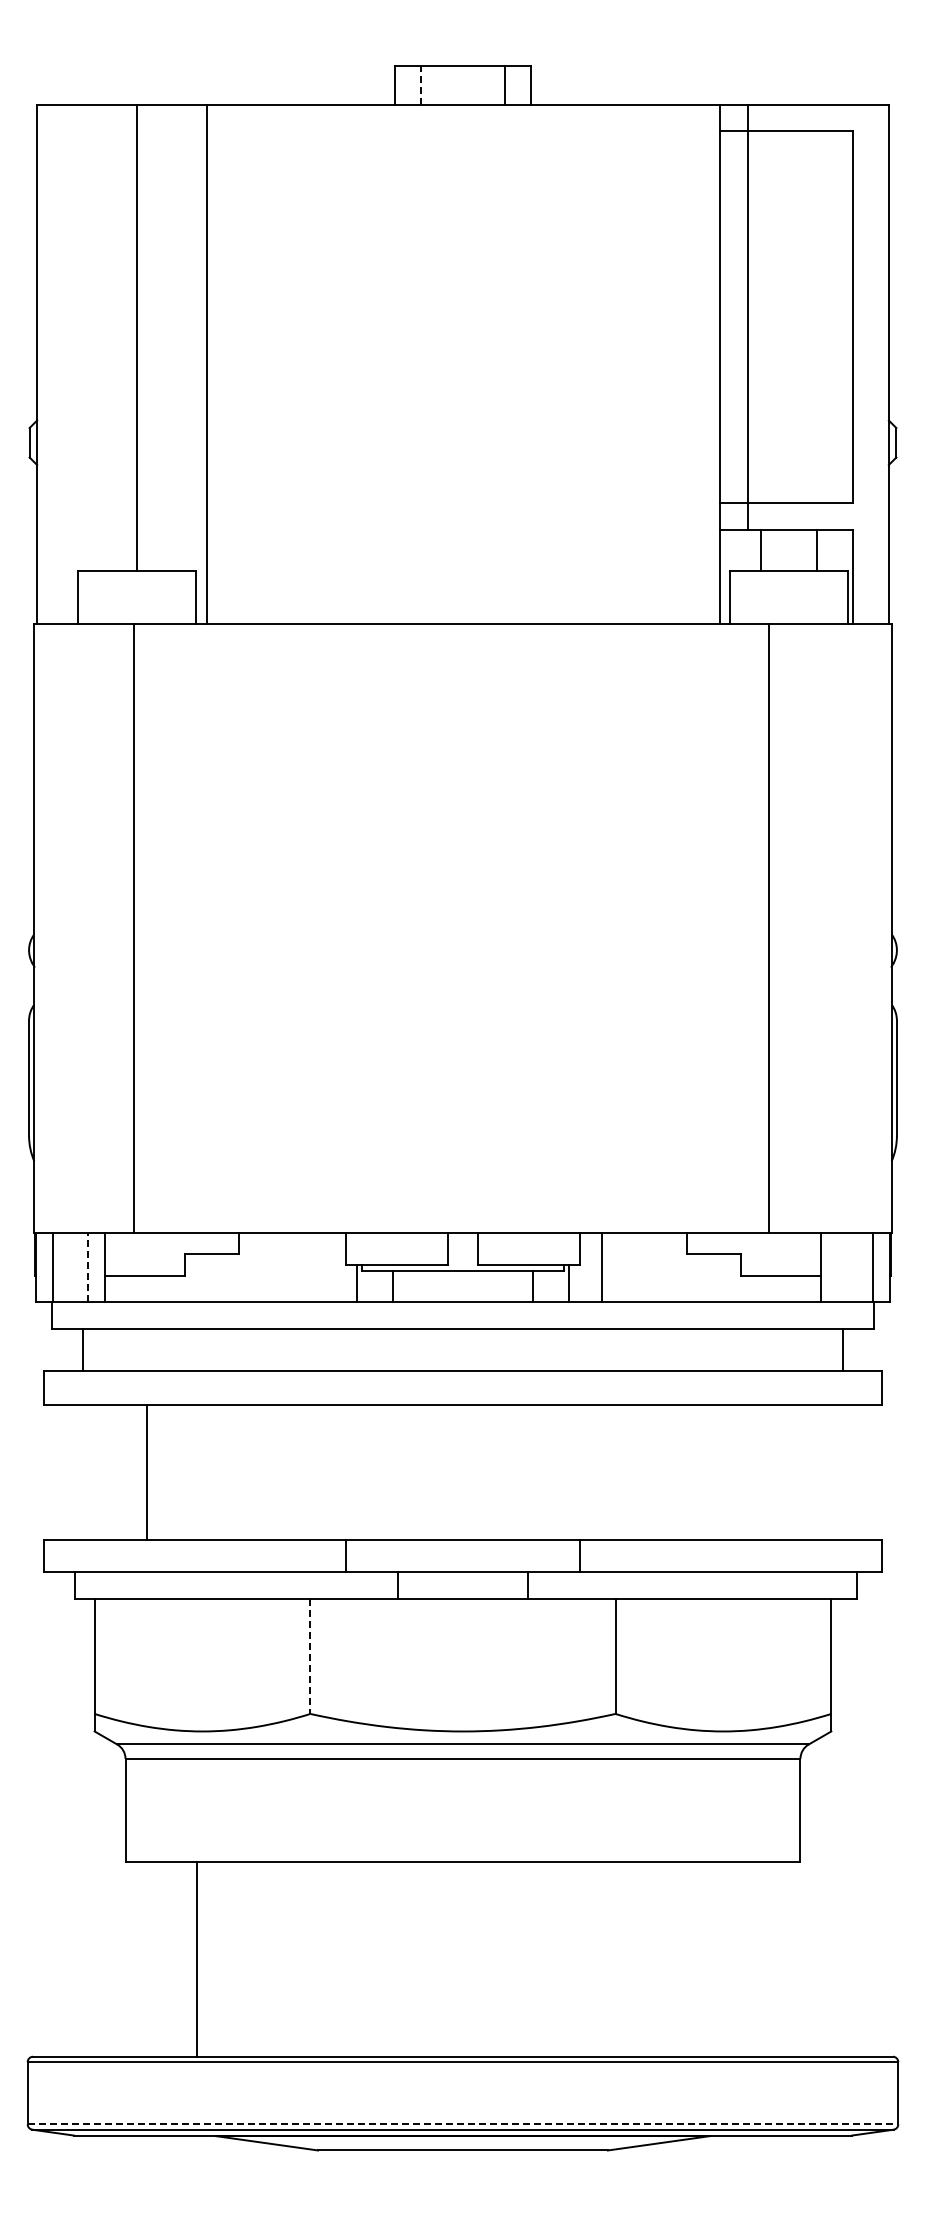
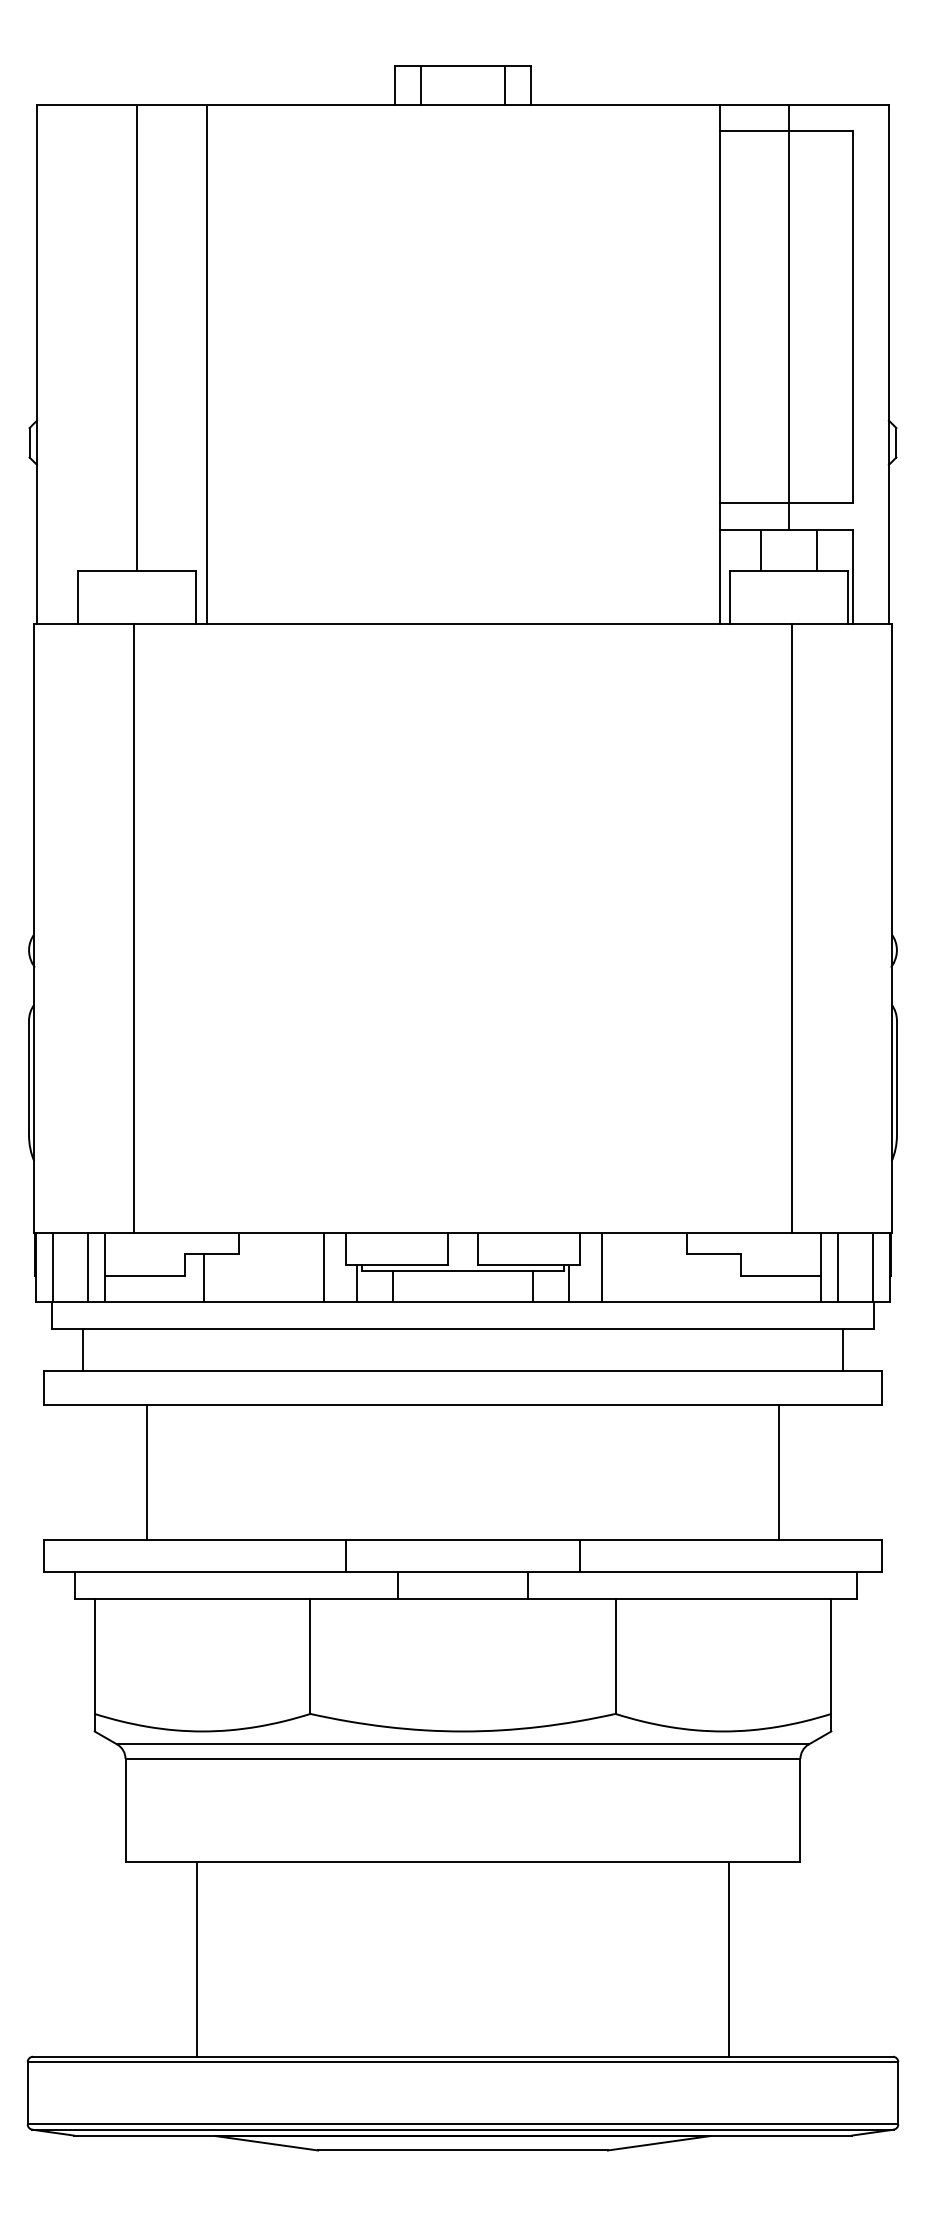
line: dashed -> solid (421, 85)
line position: (748, 316) -> (789, 316) (789, 316)
line position: (769, 928) -> (792, 928) (792, 928)
line: dashed -> solid (87, 1267)
line: none -> present (323, 1267)
line: none -> present (838, 1267)
line: none -> present (204, 1278)
line: none -> present (779, 1471)
line: dashed -> solid (310, 1656)
line: none -> present (728, 1958)
line: dashed -> solid (463, 2124)
